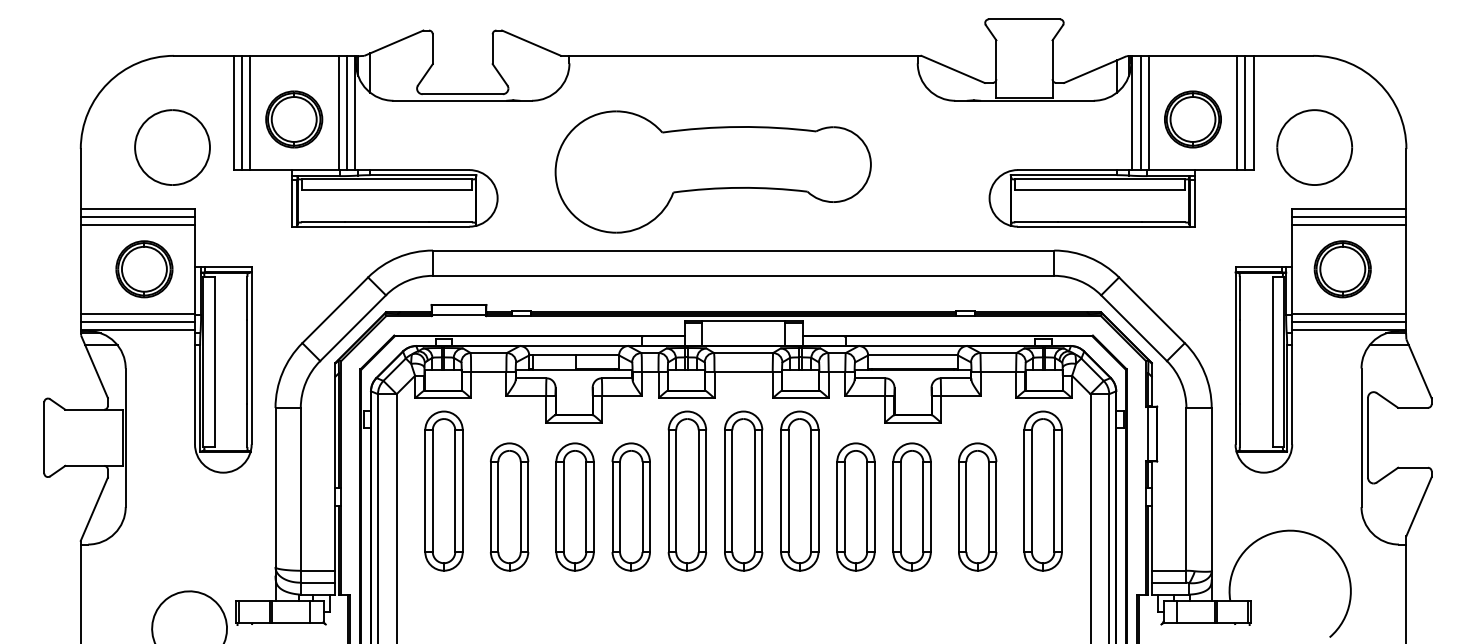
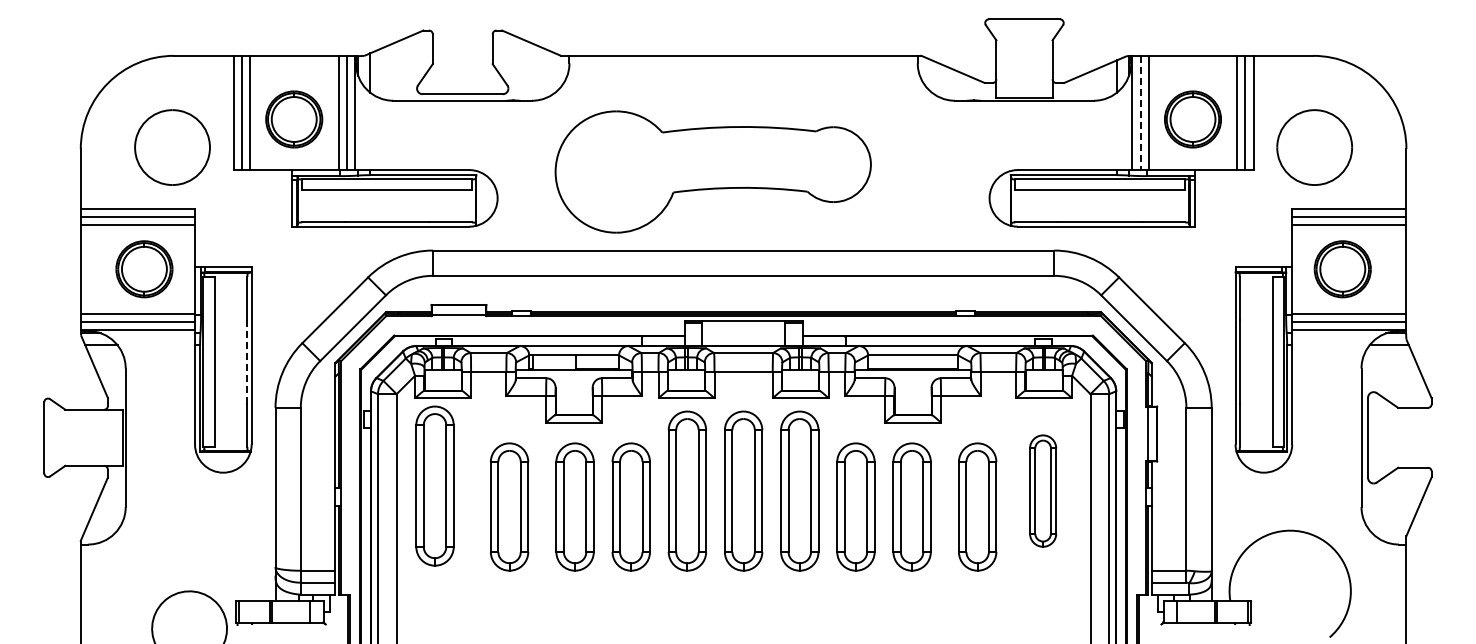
line: solid -> dashed (1140, 113)
line: solid -> dashed (247, 361)
part position: (443, 490) -> (434, 485) (434, 485)
part size: 40x162 px -> 29x114 px (1043, 490)
